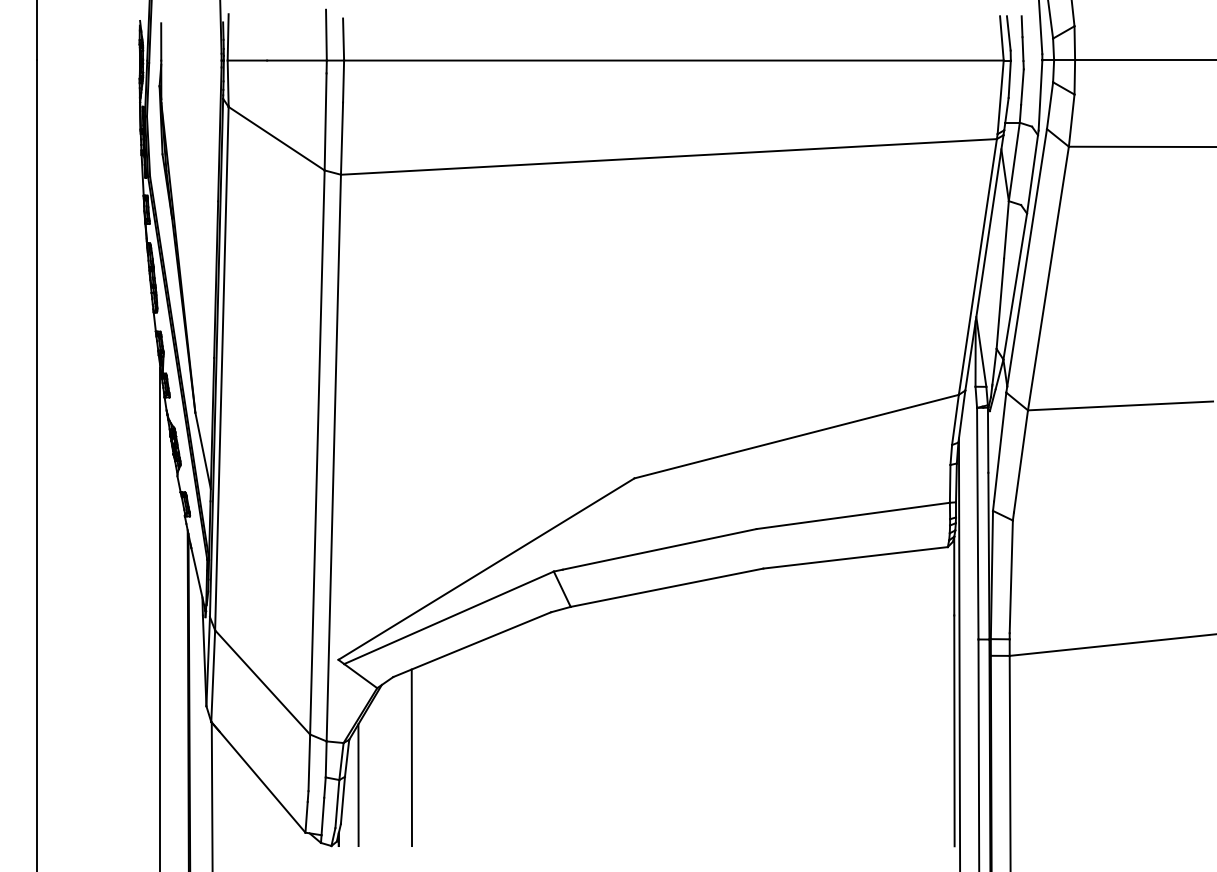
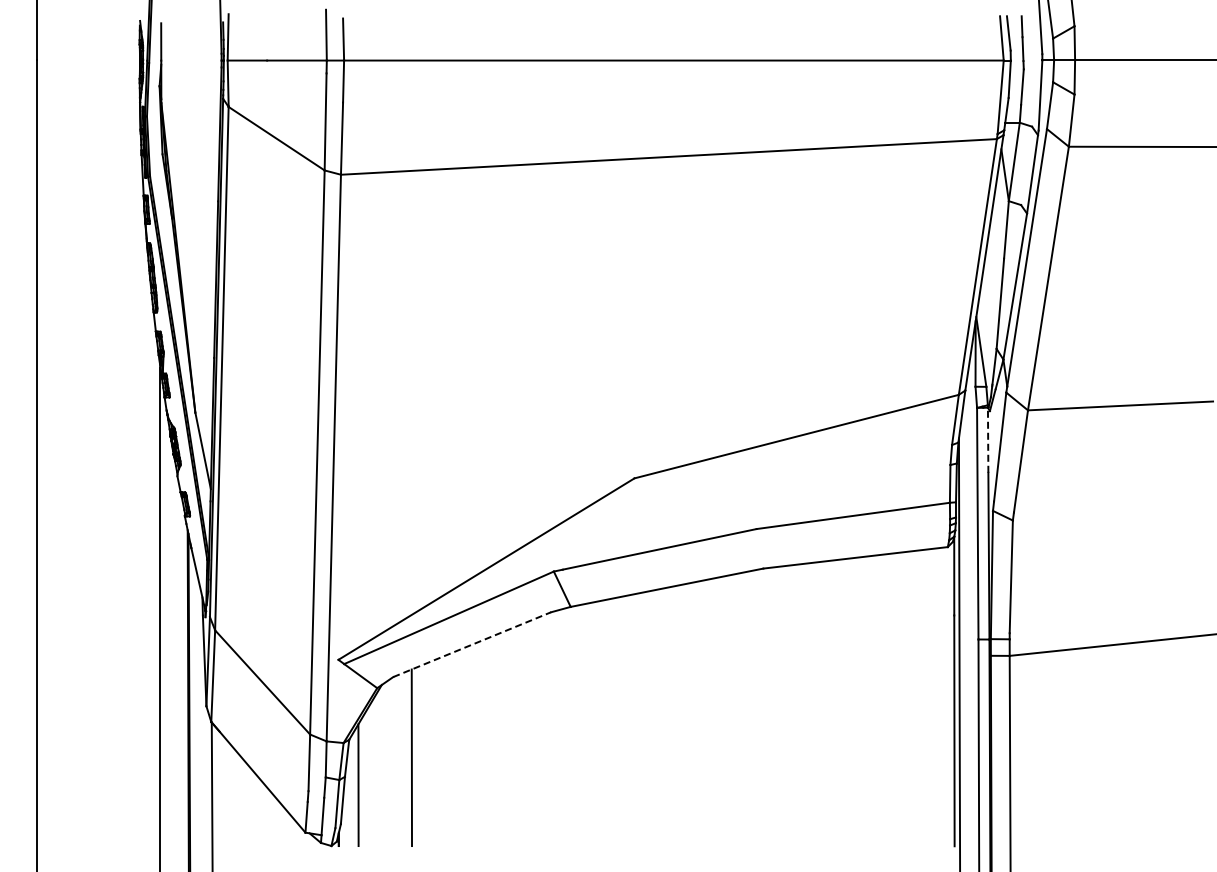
line: solid -> dashed (988, 440)
line: solid -> dashed (472, 644)
